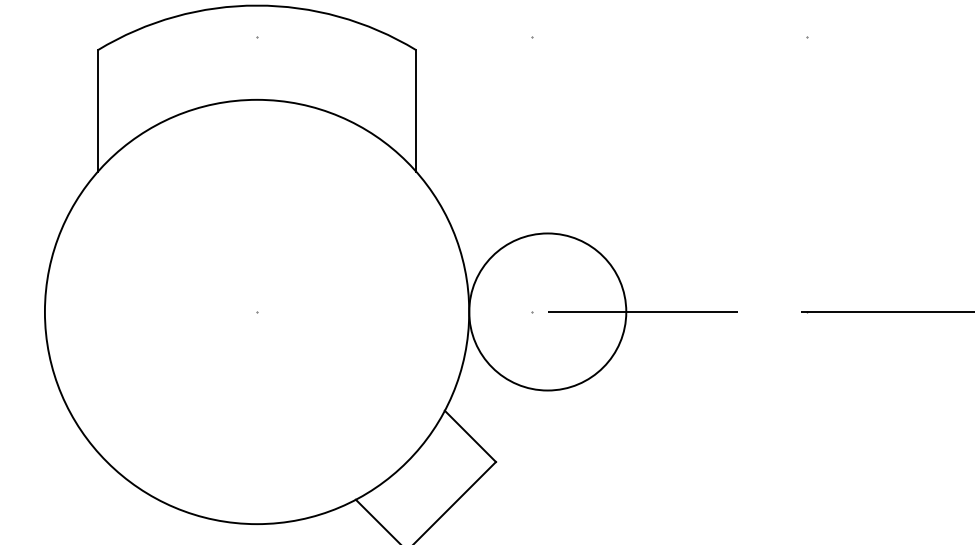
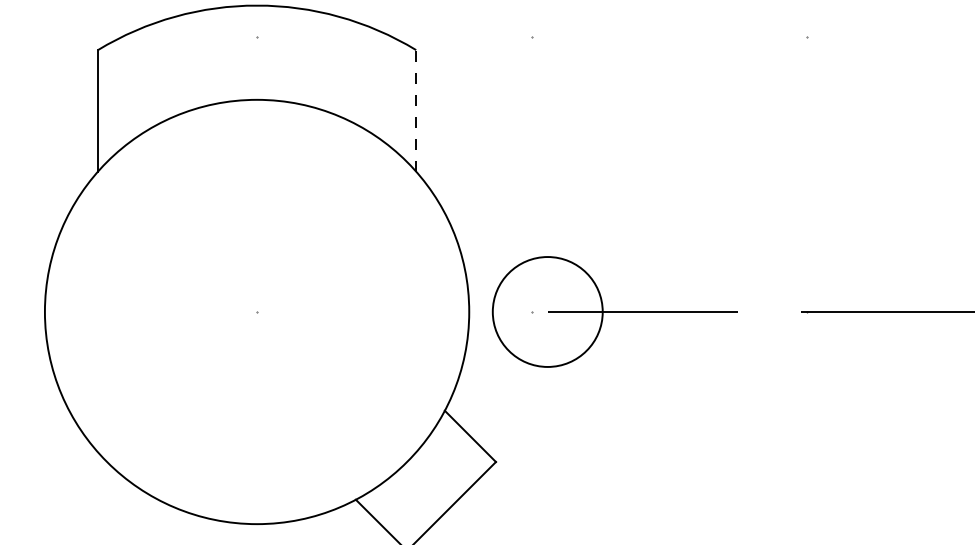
line: solid -> dashed (416, 110)
circle diameter: 157 px -> 110 px (547, 311)
